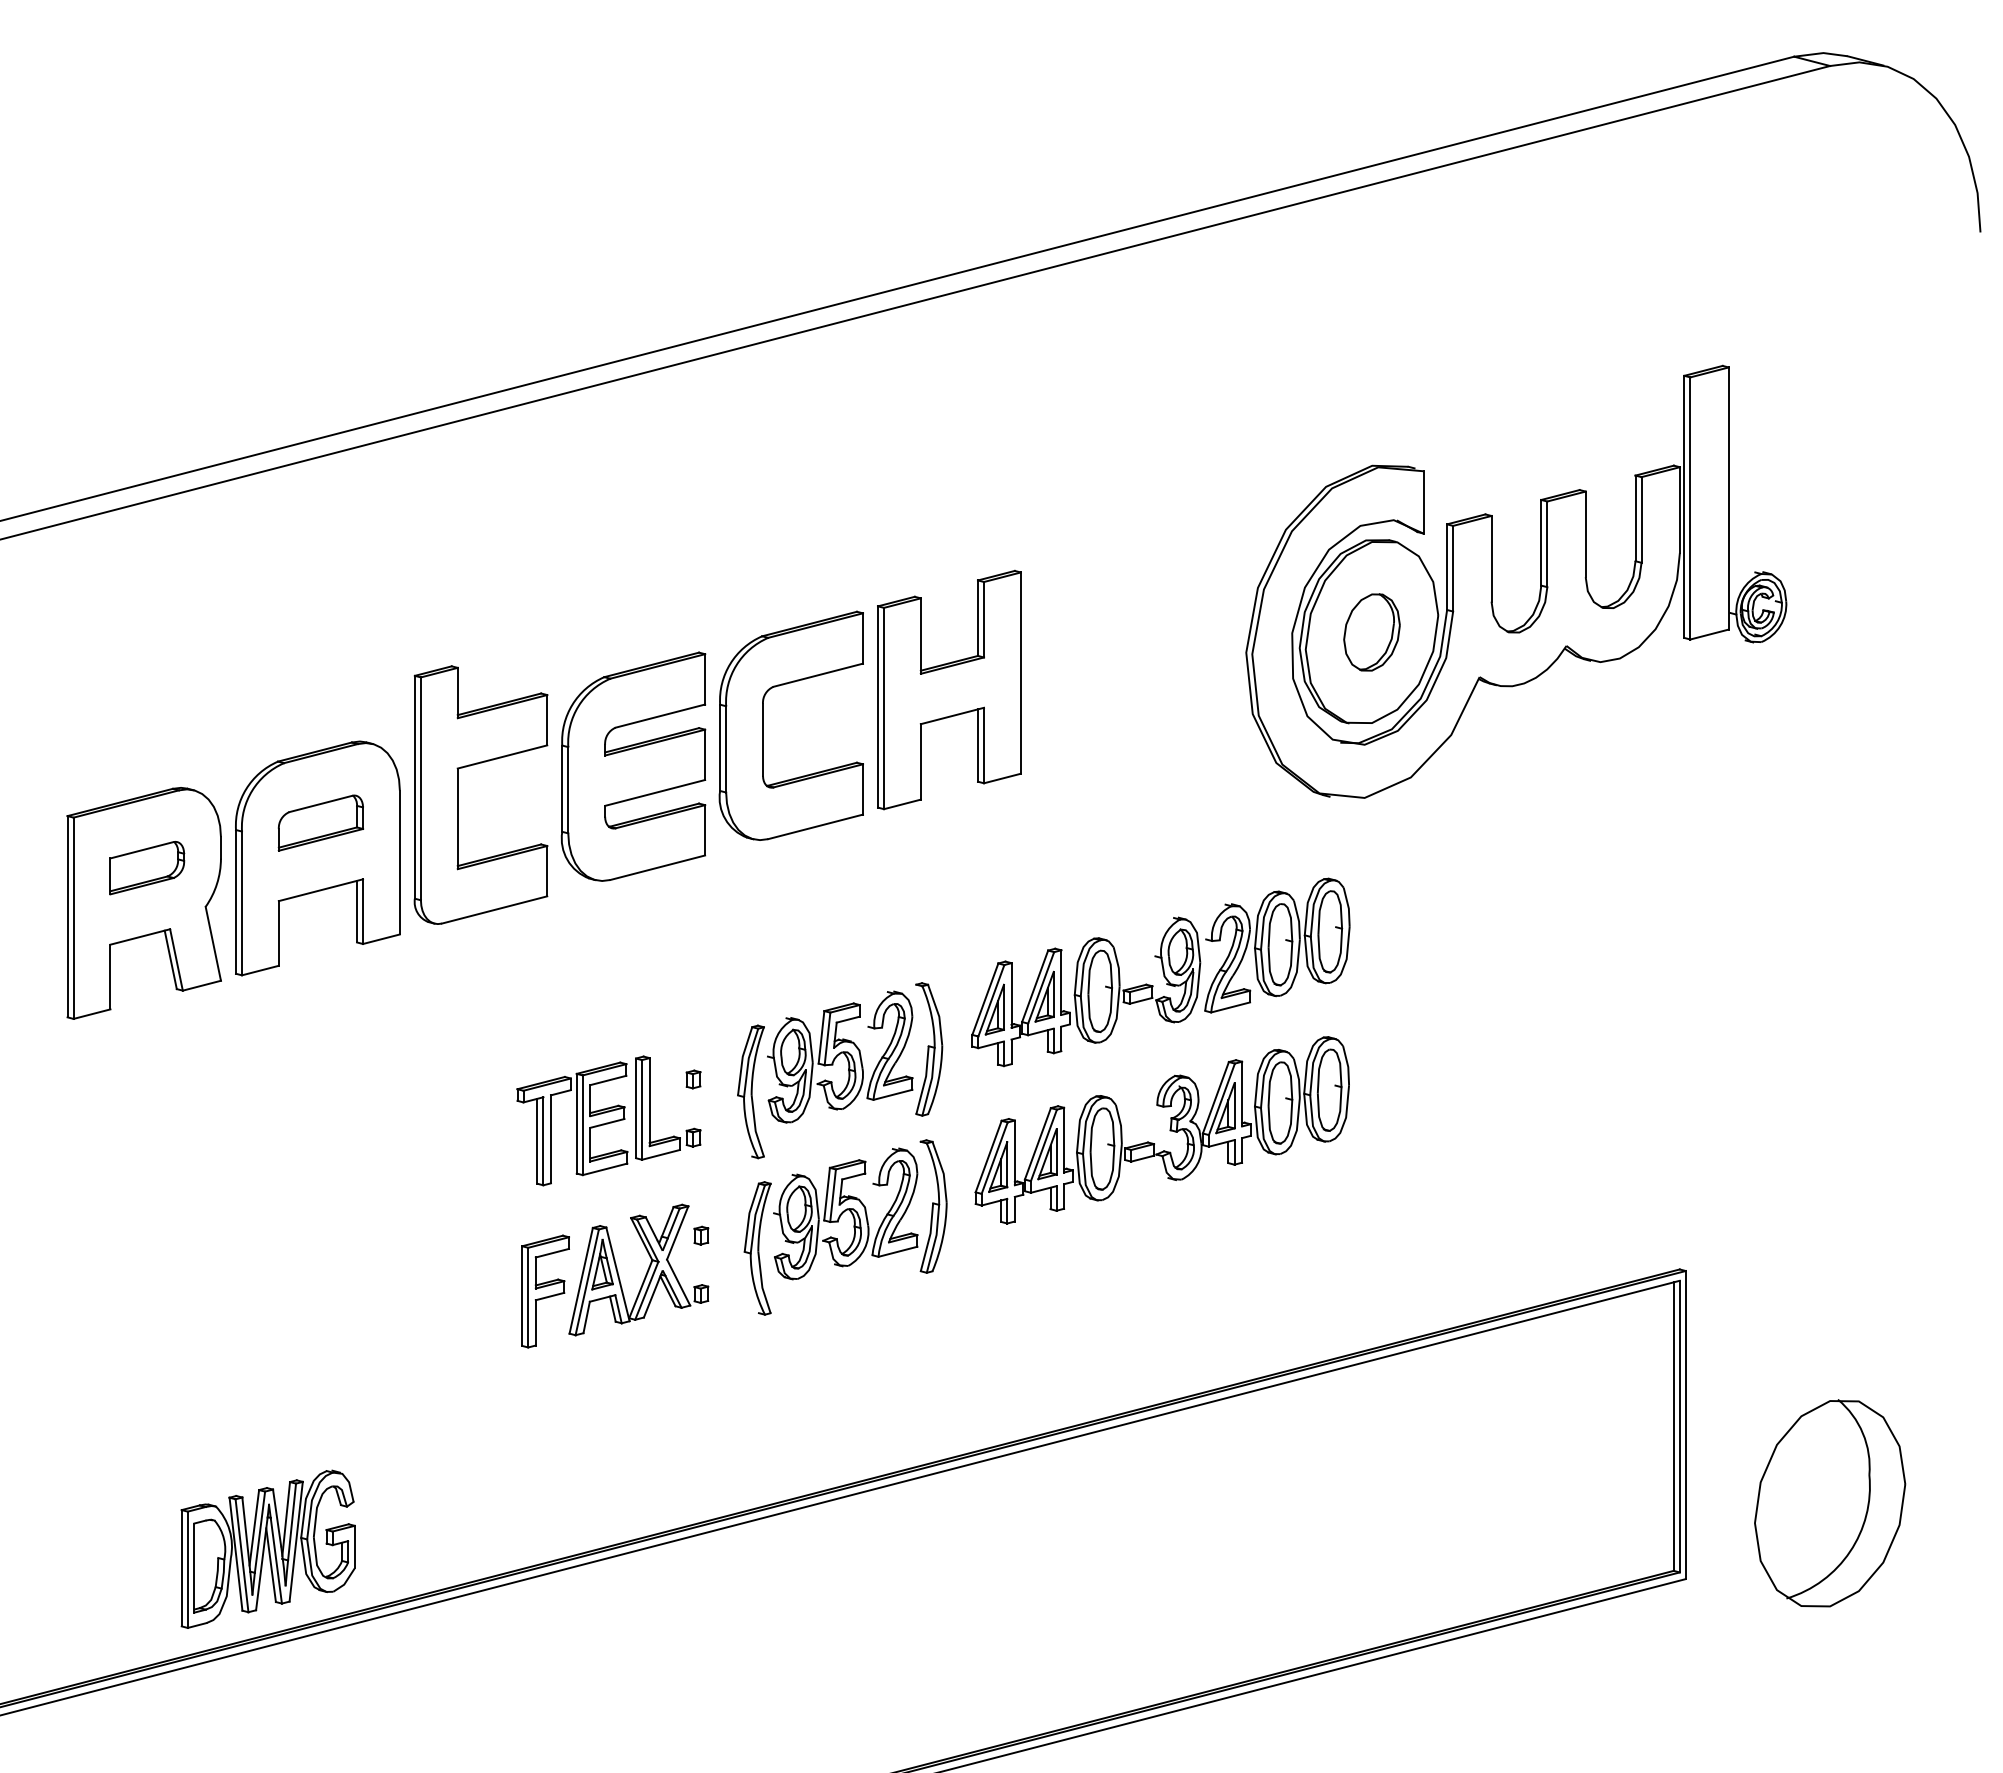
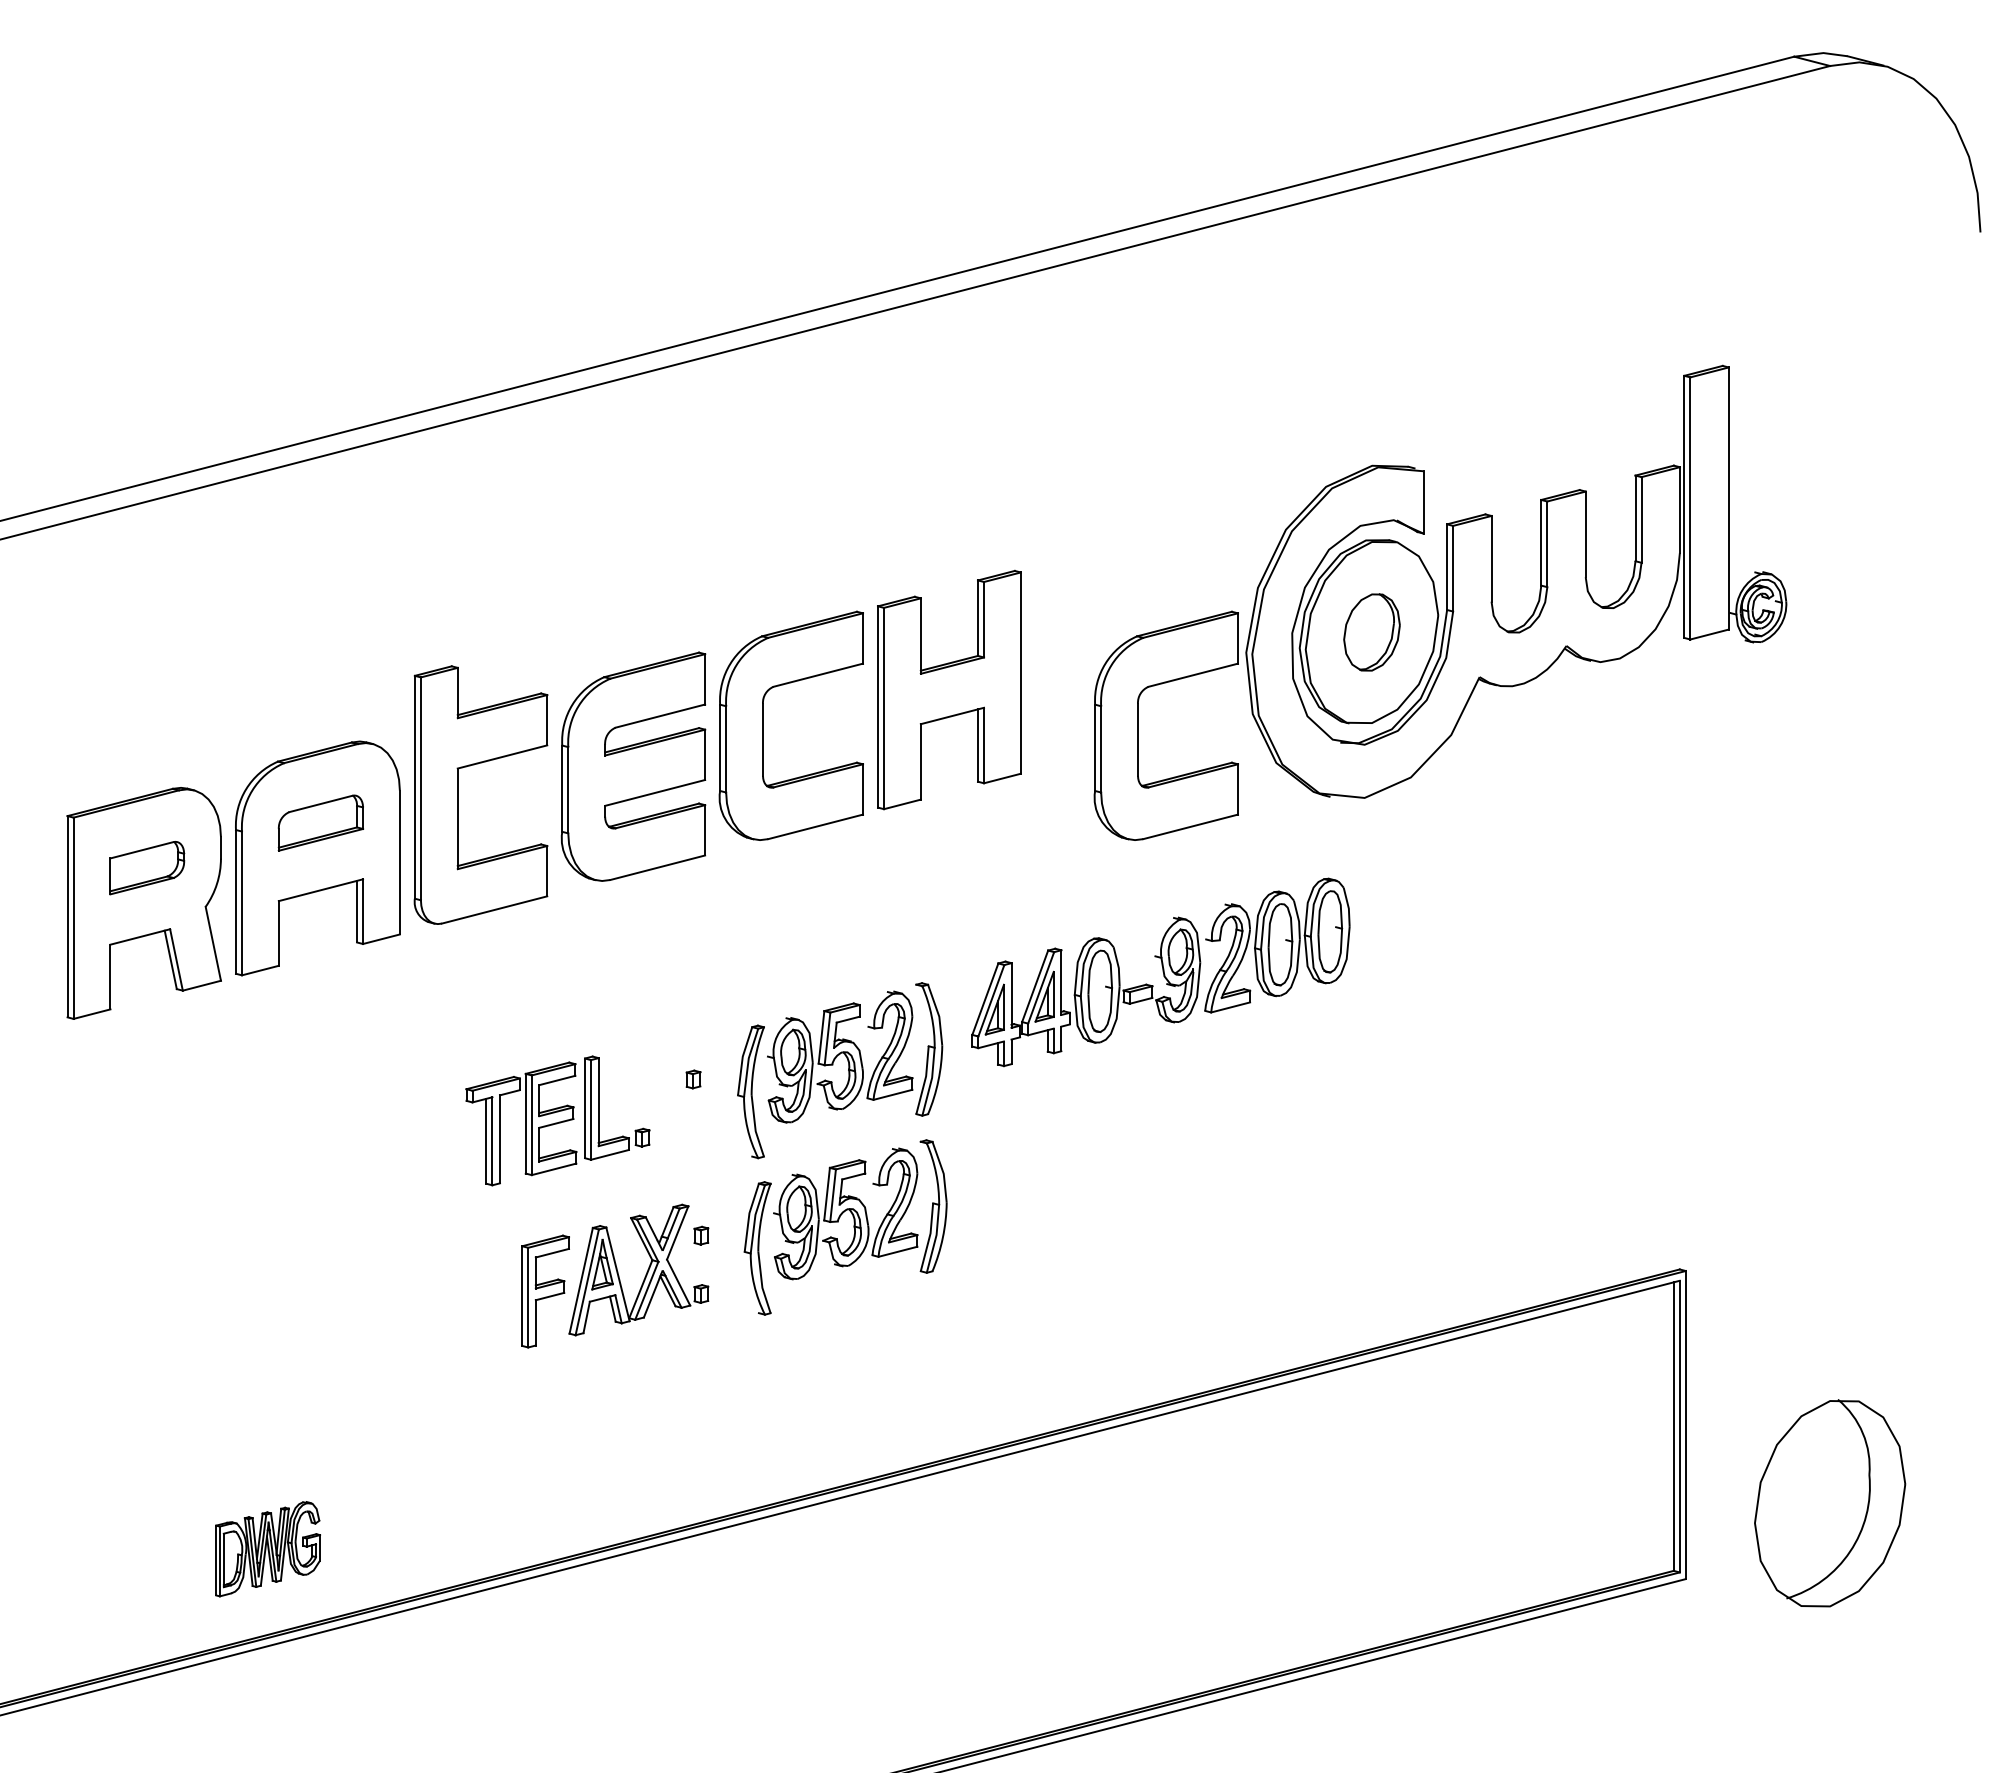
part: none -> present (1138, 725)
part position: (608, 1120) -> (557, 1120) (557, 1120)
part: present -> none (1169, 1130)
part size: 176x160 px -> 106x97 px (267, 1549)
